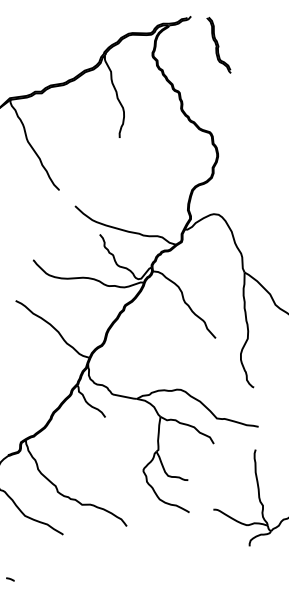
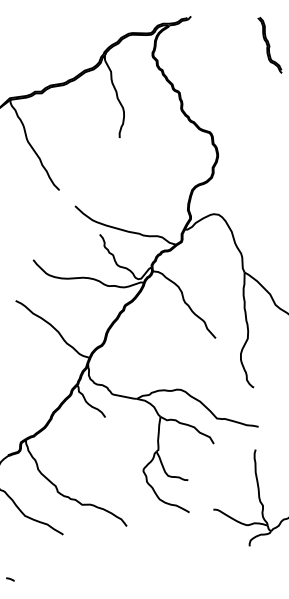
part position: (218, 45) -> (269, 45) (269, 45)
